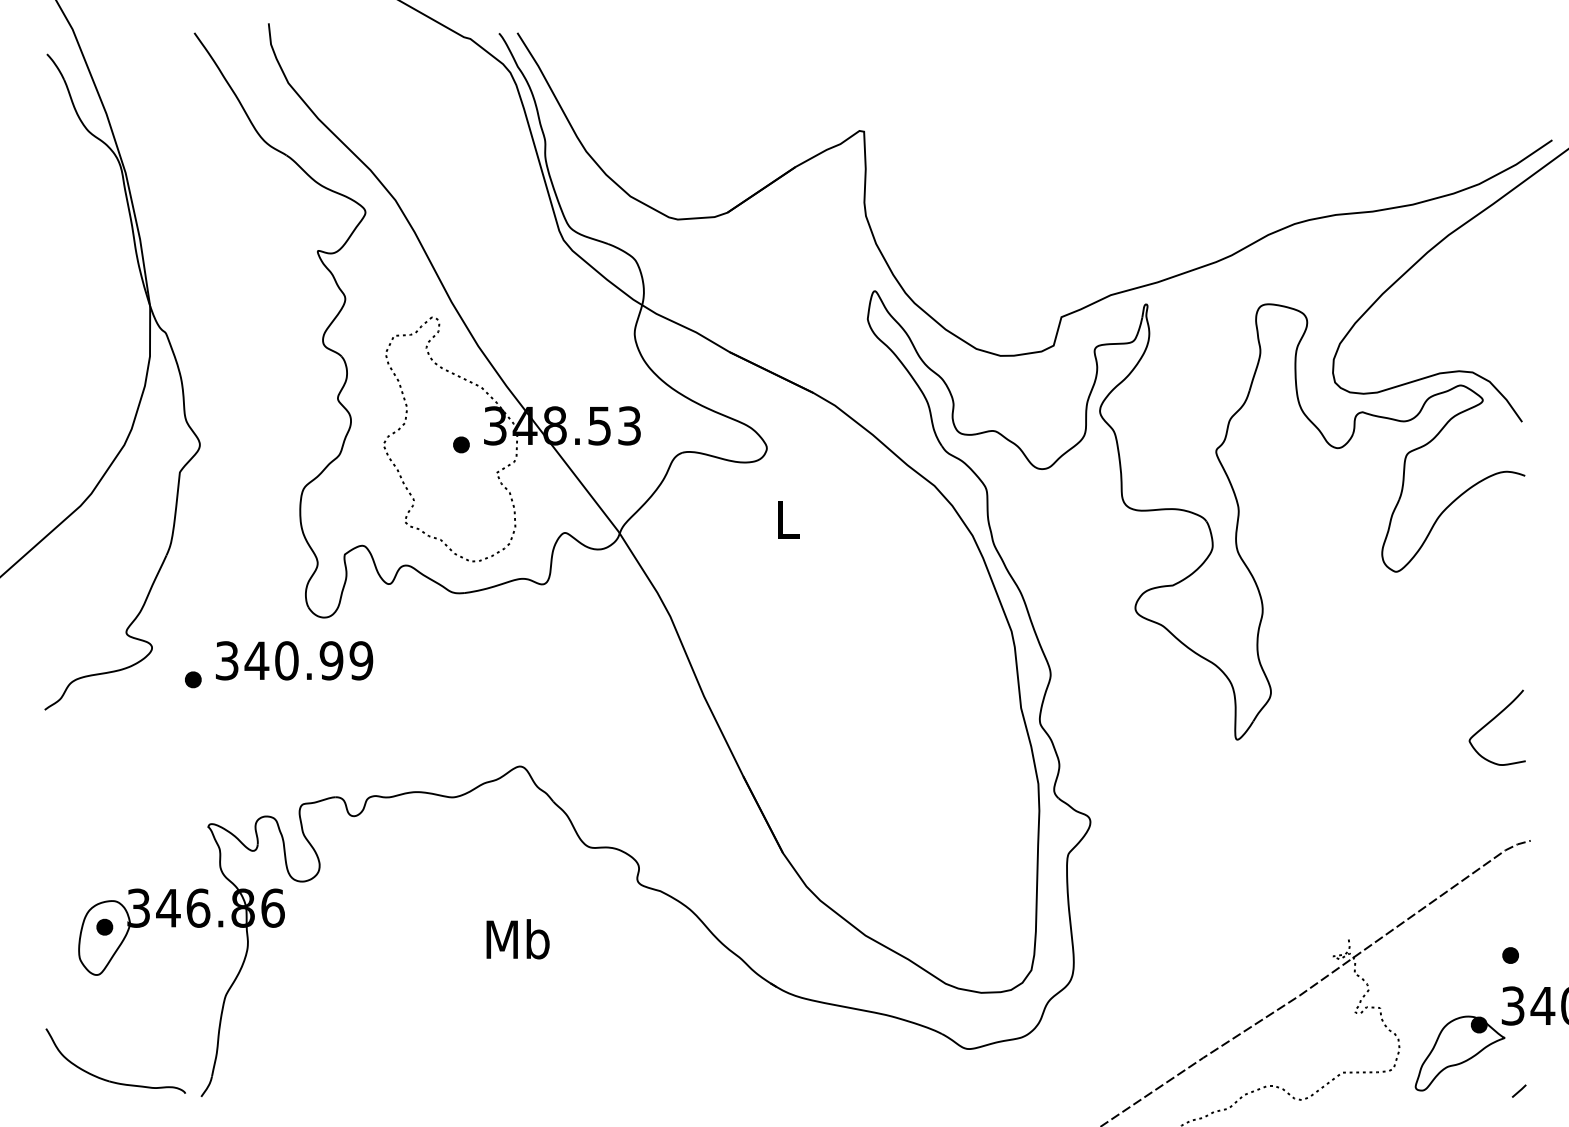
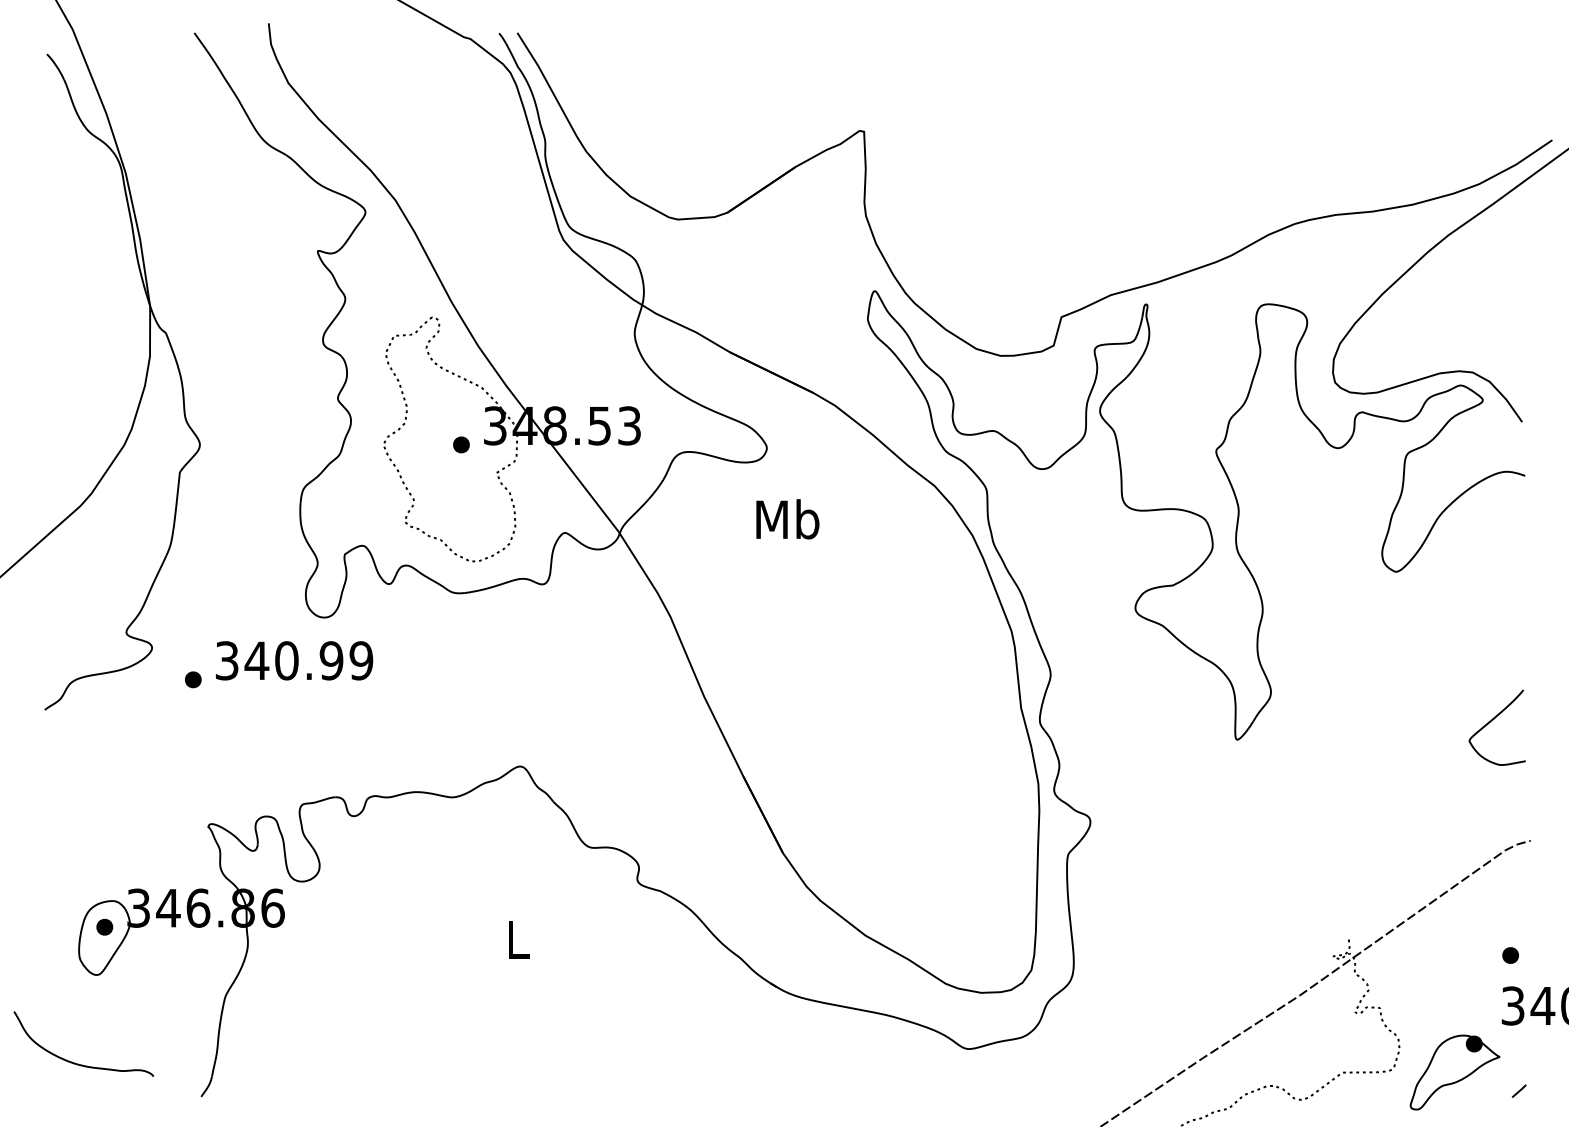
text: L -> Mb (787, 519)
text: Mb -> L (517, 939)
part position: (1459, 1053) -> (1454, 1072) (1454, 1072)
part position: (107, 1079) -> (75, 1062) (75, 1062)
